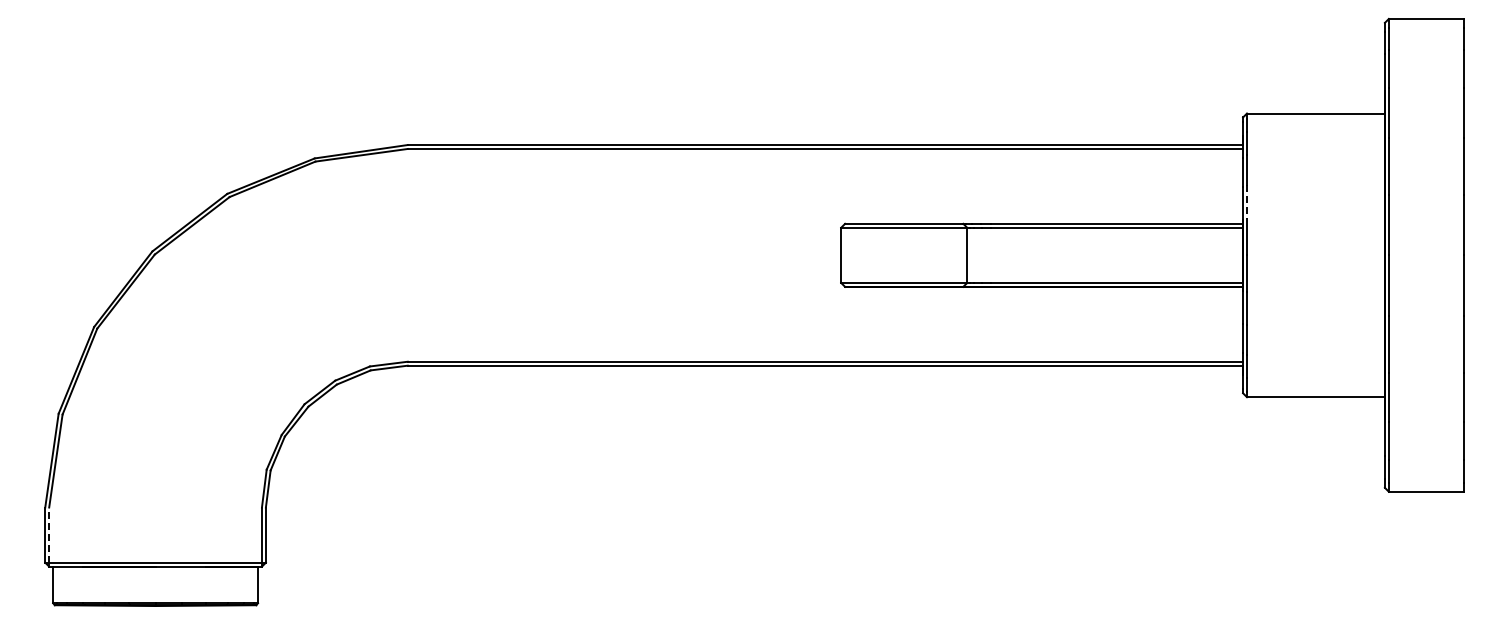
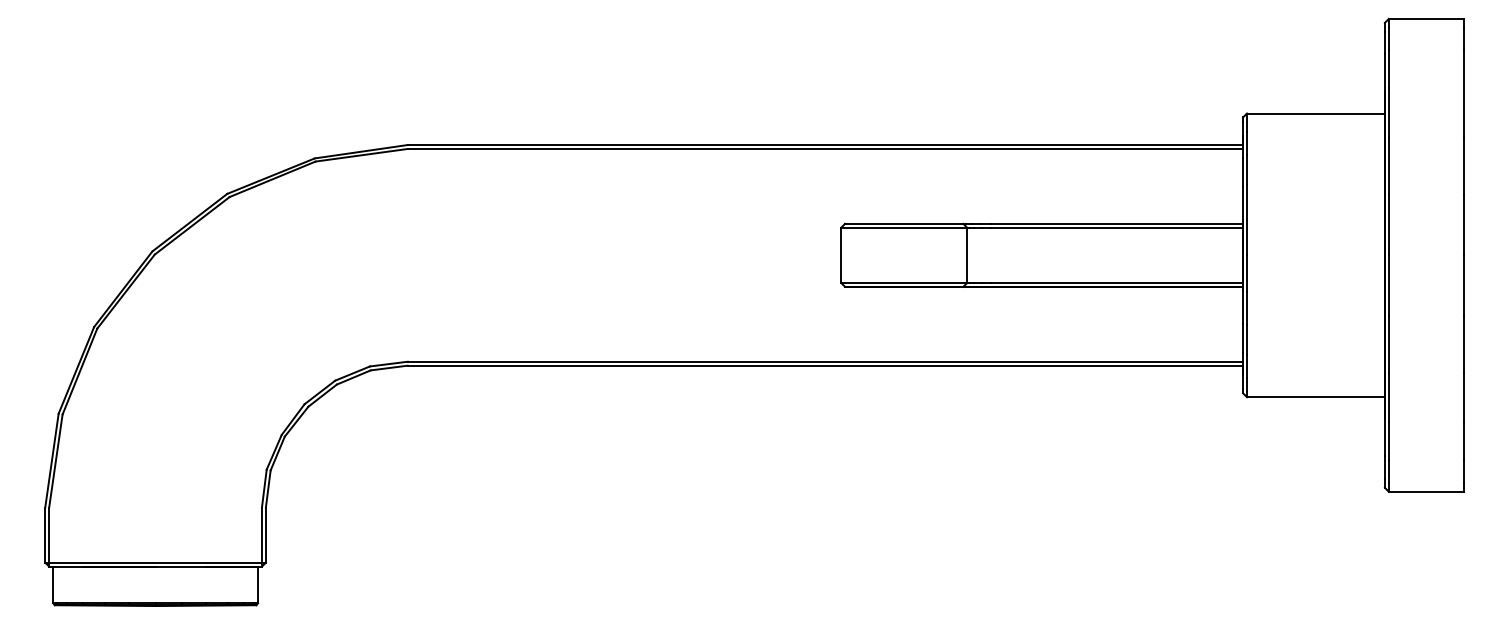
line: dashed -> solid (1247, 202)
line: dashed -> solid (49, 535)
